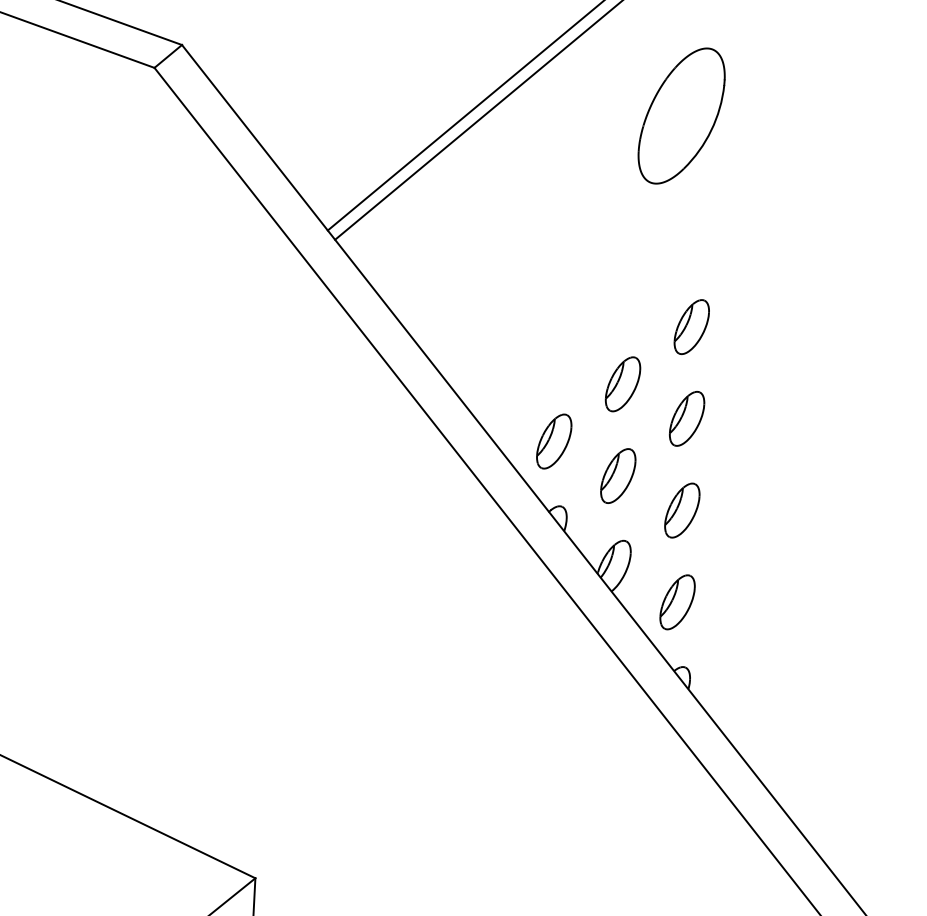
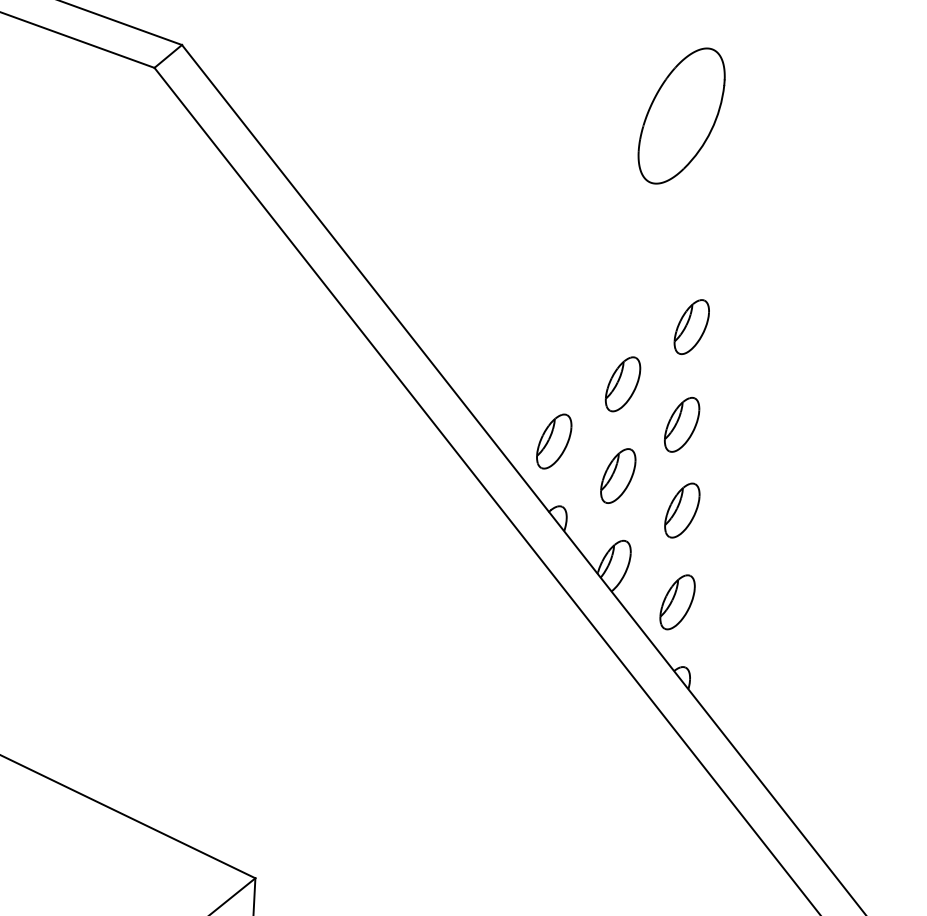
line: present -> none (464, 116)
line: present -> none (477, 120)
part position: (687, 418) -> (682, 424) (682, 424)
